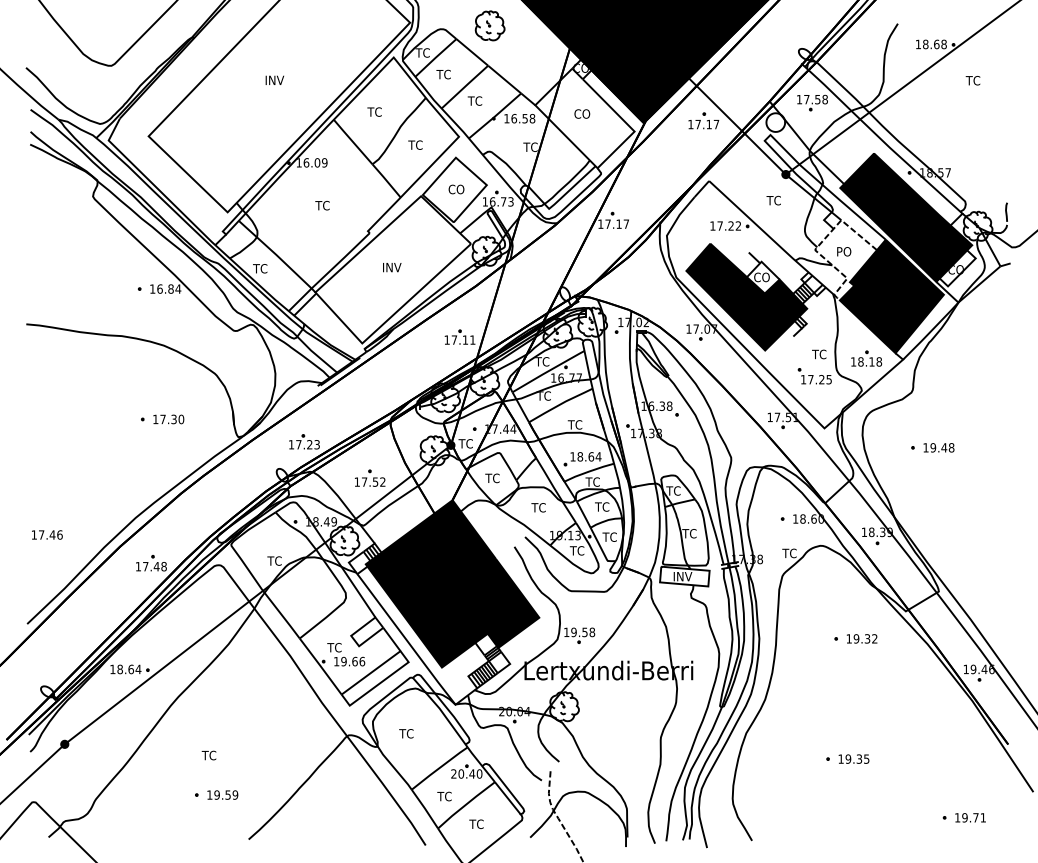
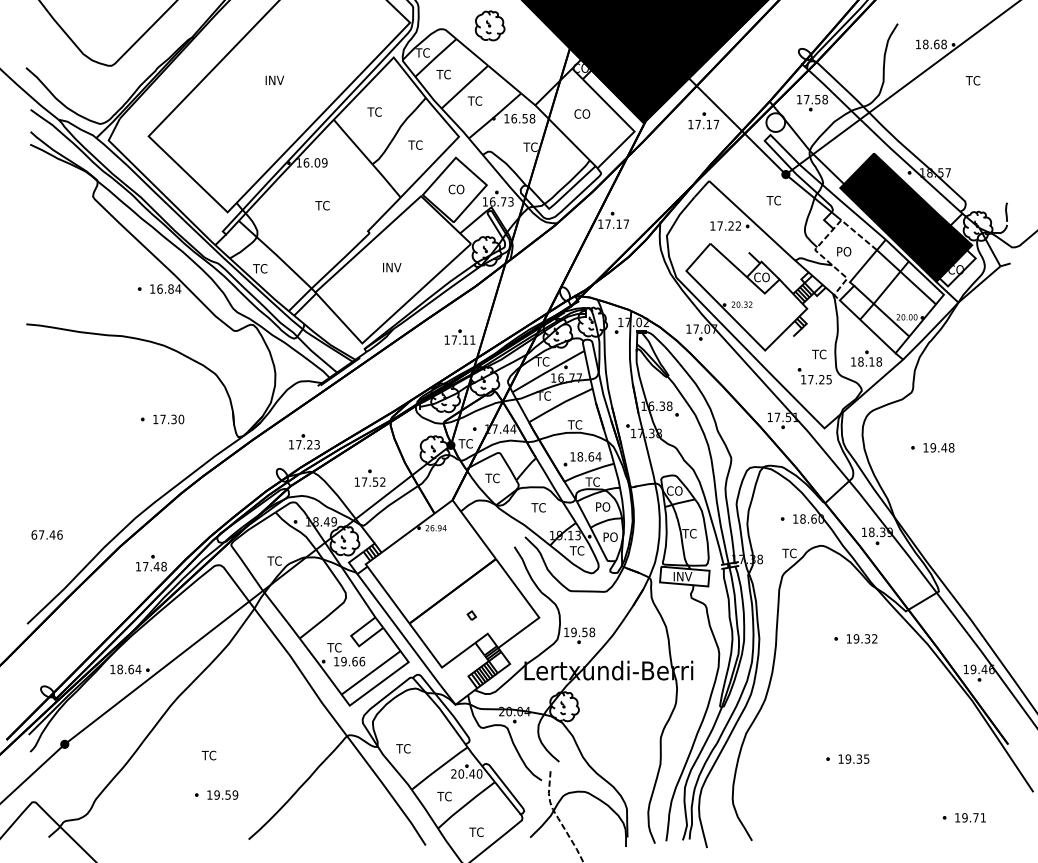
fill: present -> none (746, 296)
fill: present -> none (891, 296)
text: TC -> CO (674, 490)
text: TC -> PO (602, 506)
text: 17.46 -> 67.46 (34, 534)
text: TC -> PO (609, 536)
fill: present -> none (452, 583)
text position: (406, 733) -> (403, 748) (403, 748)
text position: (476, 823) -> (476, 831) (476, 831)
